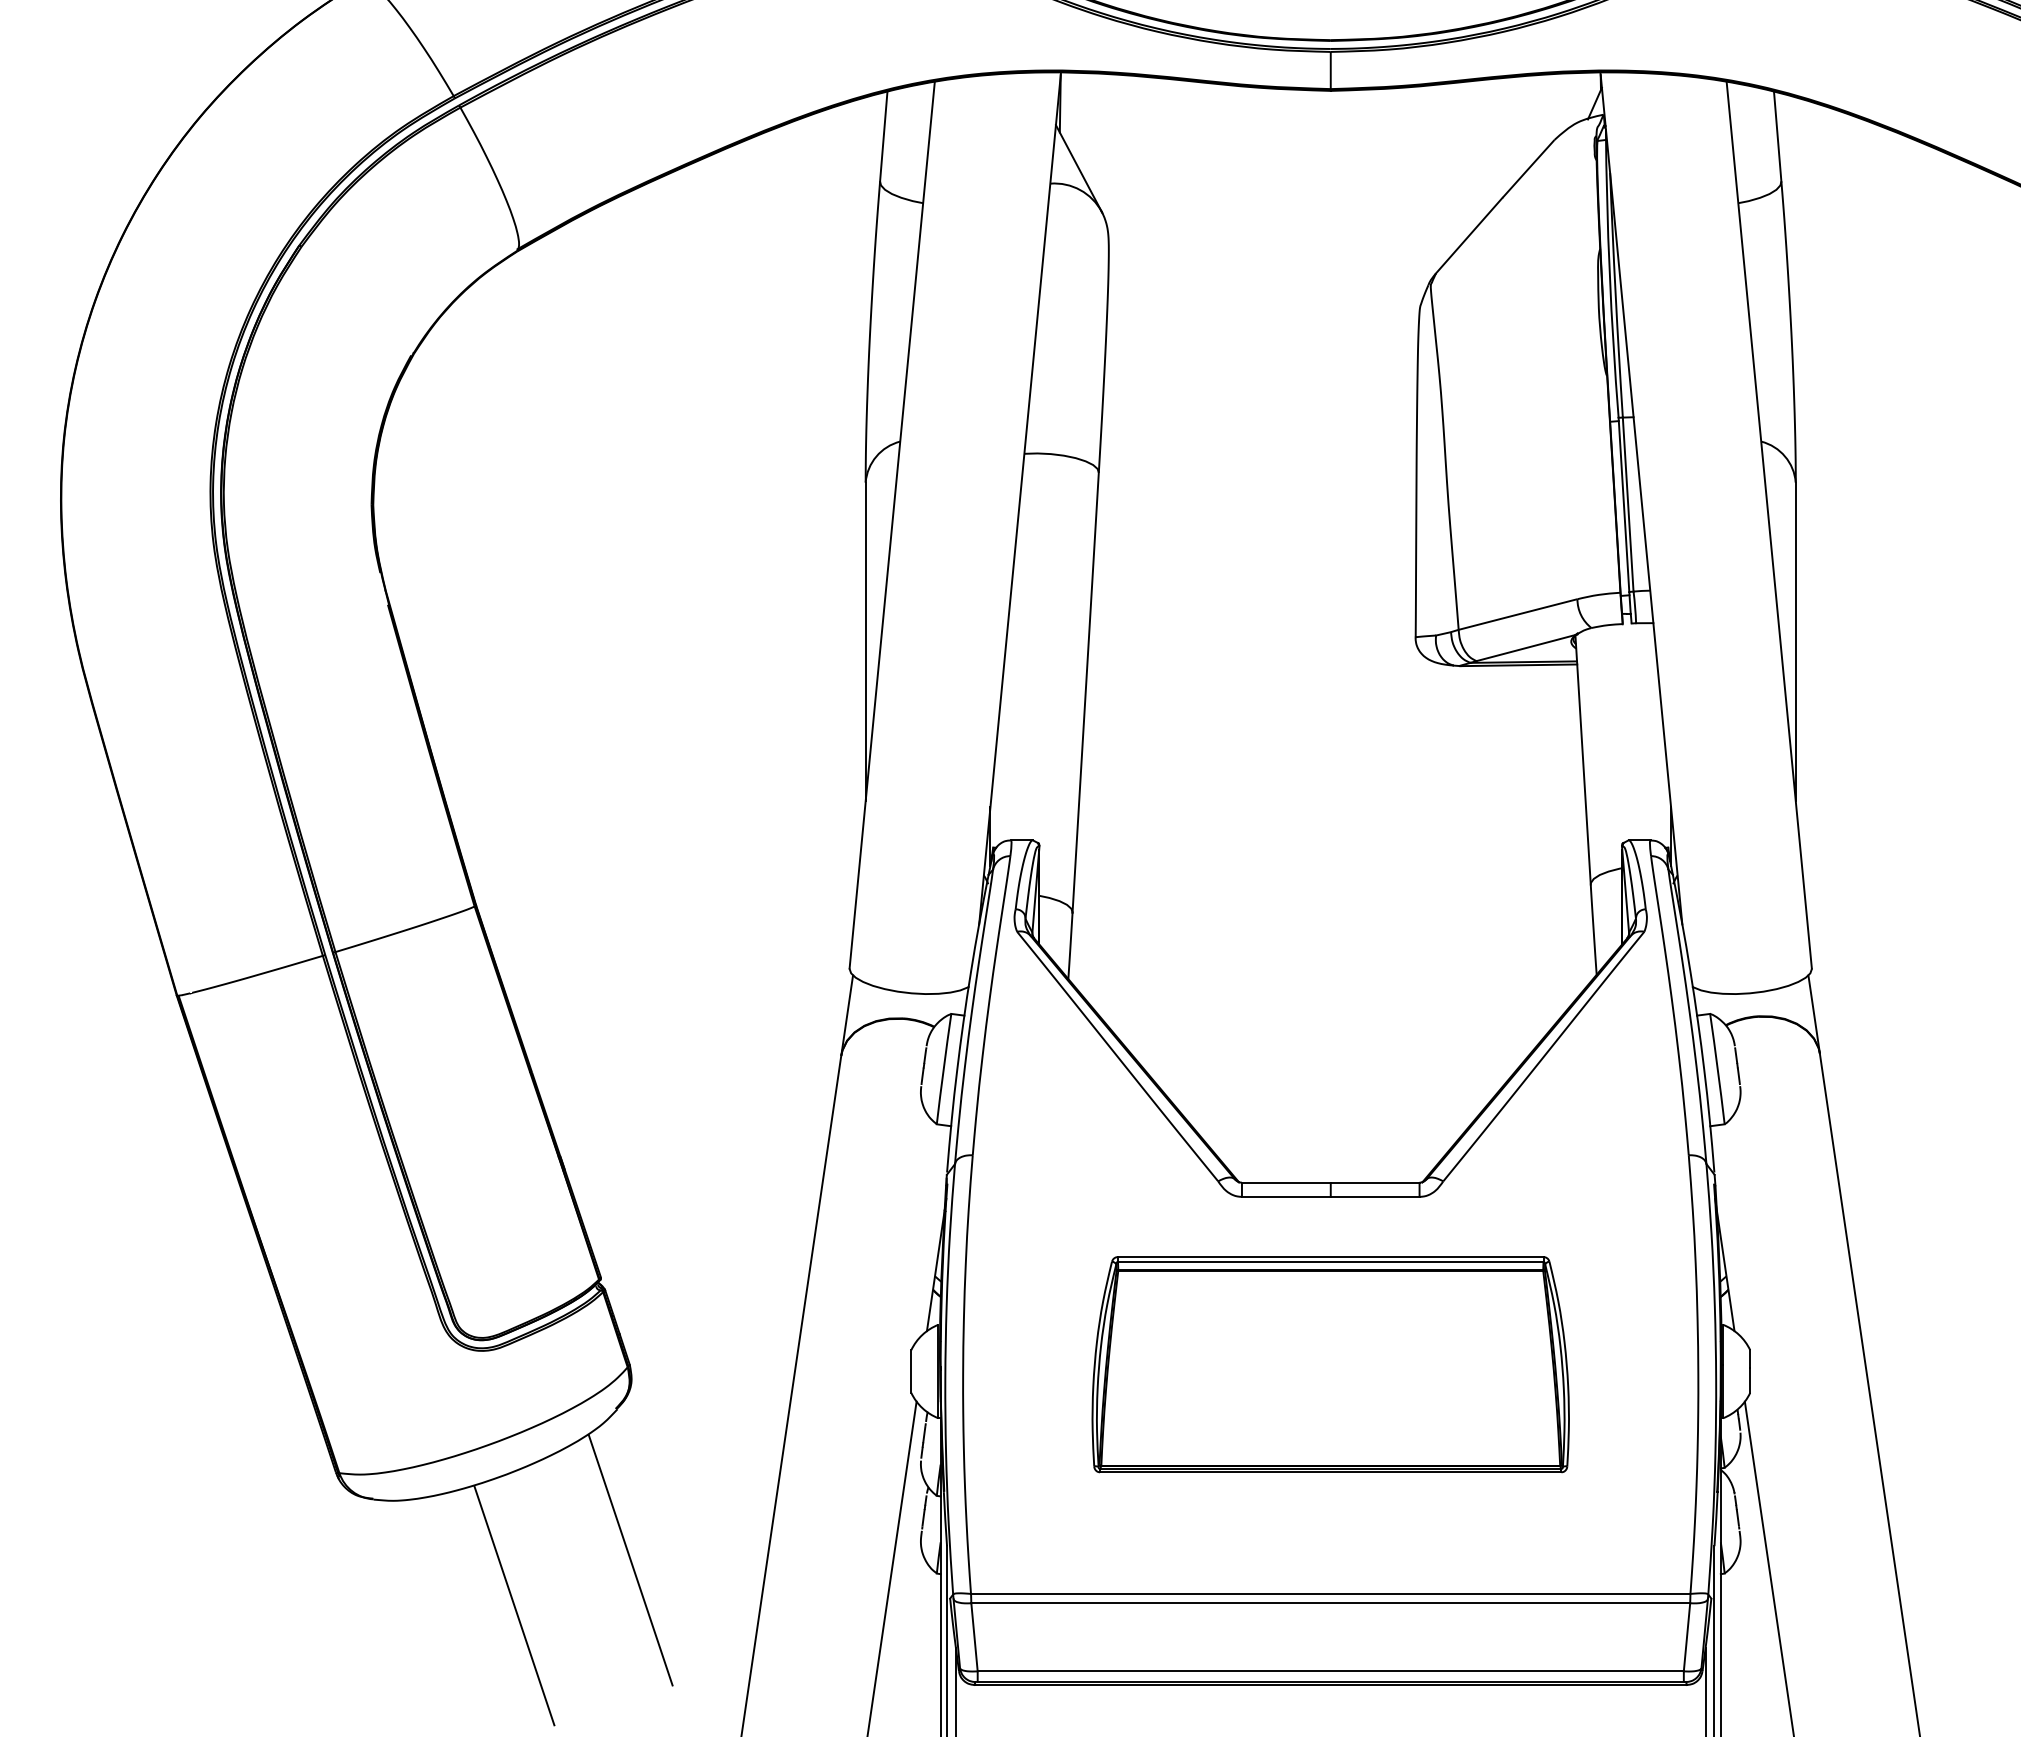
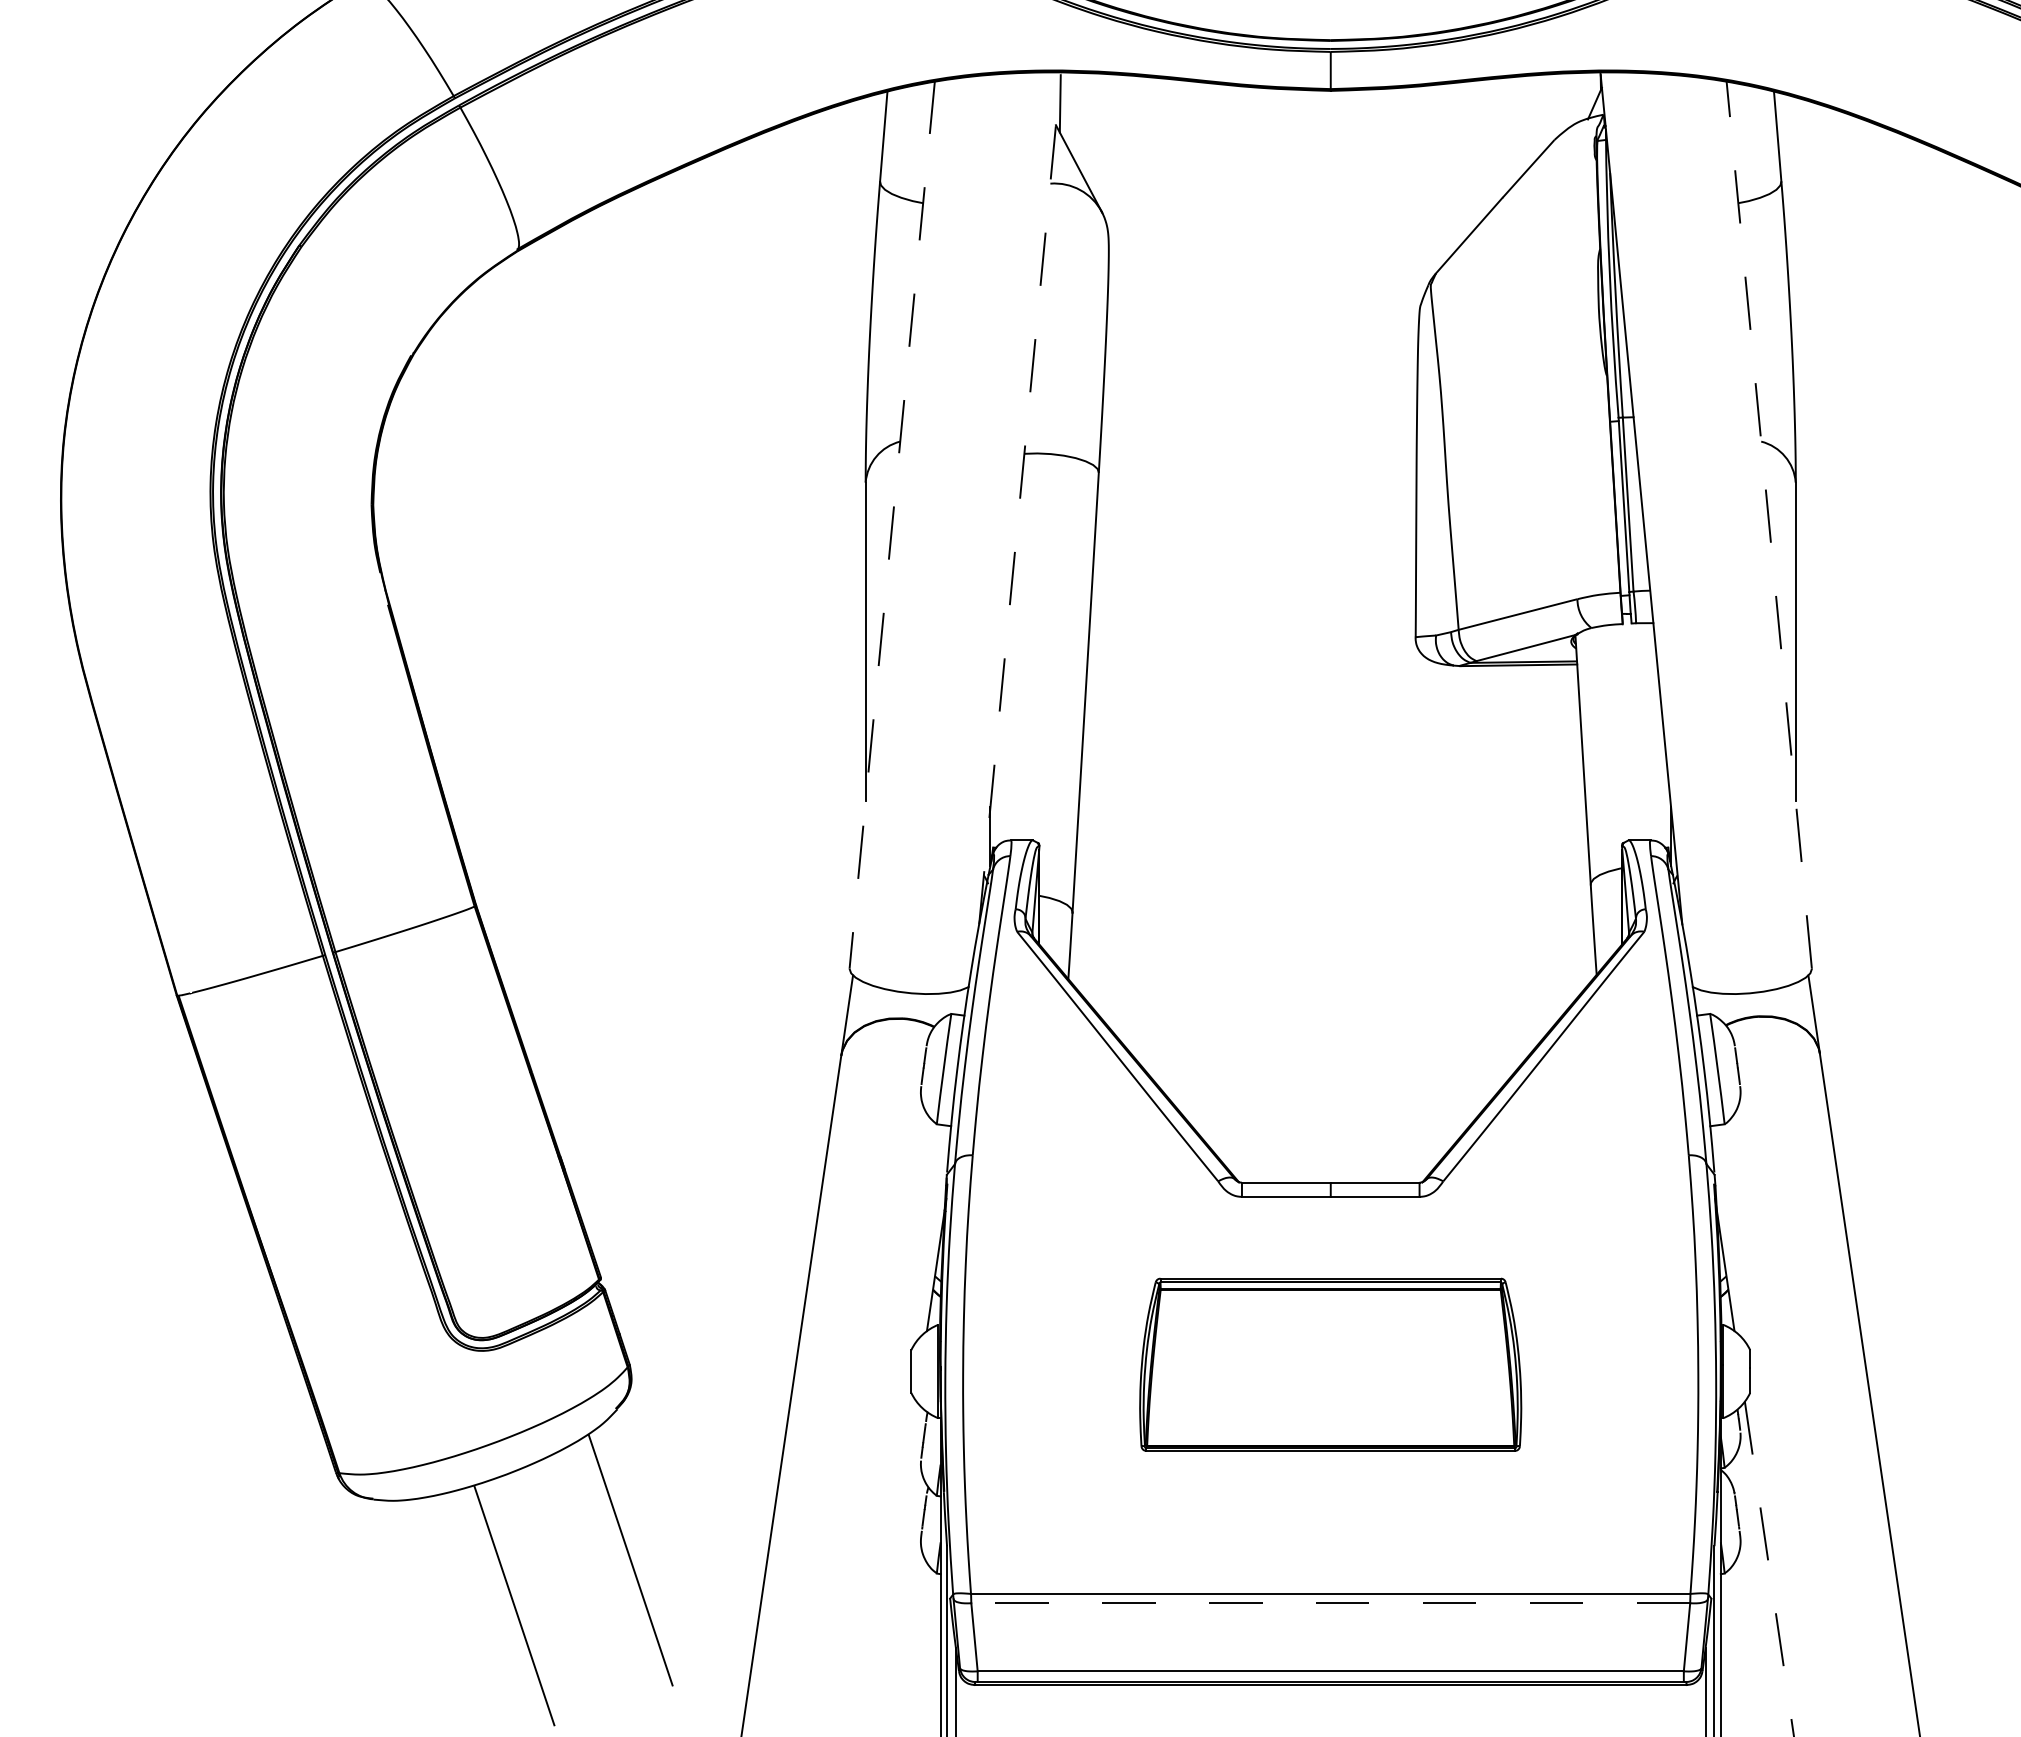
line: solid -> dashed (1020, 498)
line: solid -> dashed (892, 524)
line: solid -> dashed (1769, 524)
part size: 479x218 px -> 384x175 px (1330, 1364)
line: present -> none (891, 1567)
line: solid -> dashed (1769, 1569)
line: solid -> dashed (1330, 1603)
